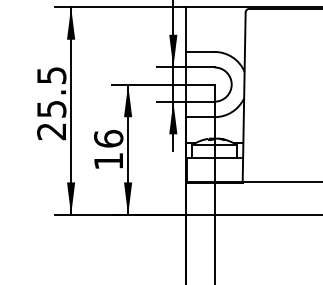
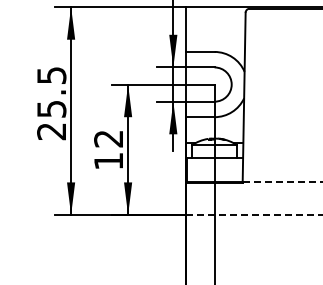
text: 16 -> 12 (108, 138)
line: solid -> dashed (283, 182)
line: solid -> dashed (254, 215)
